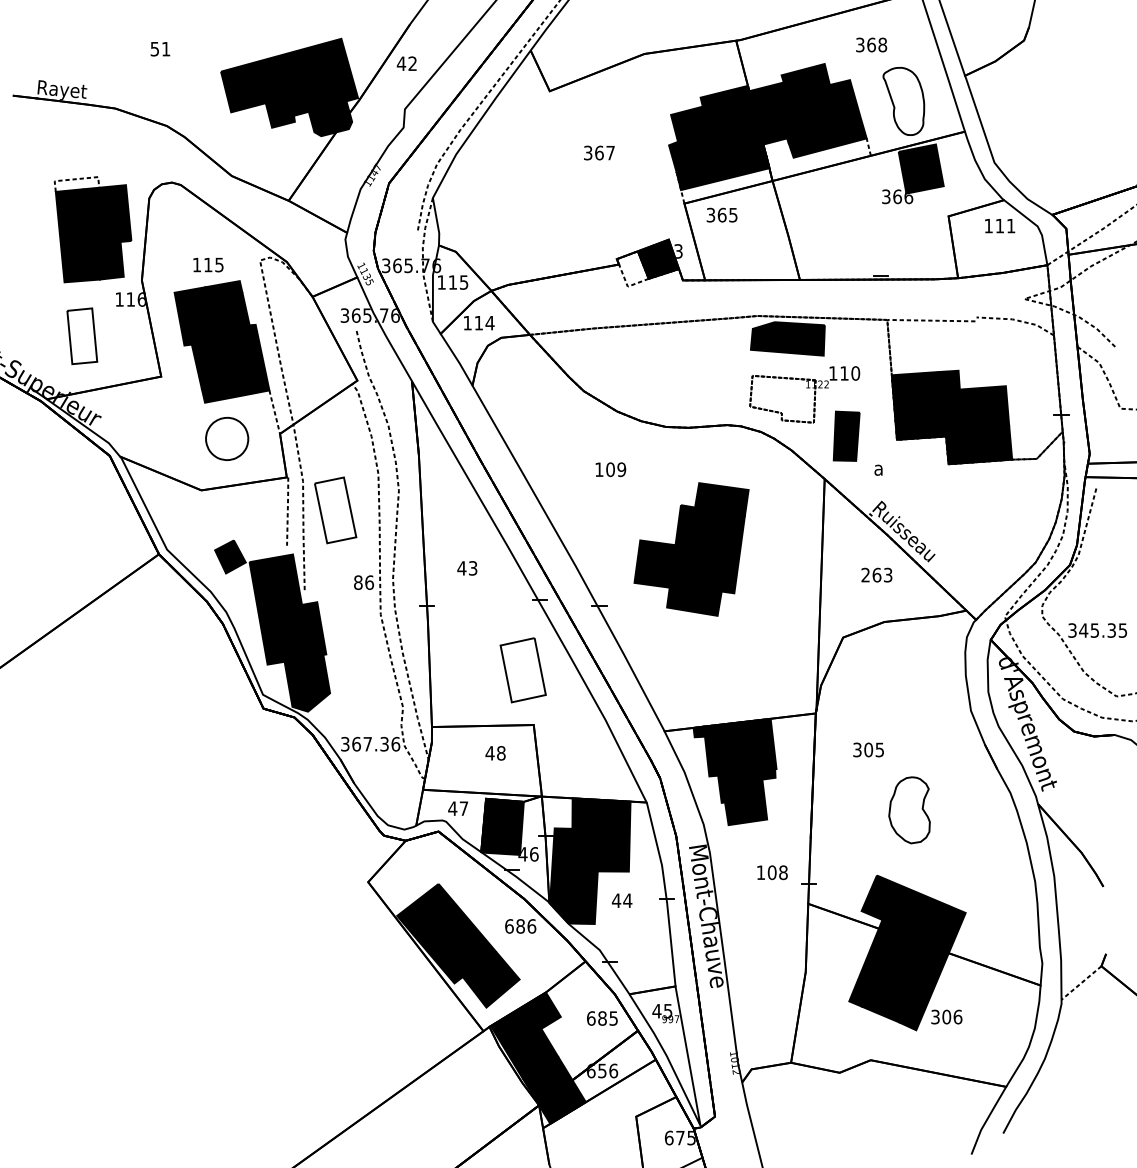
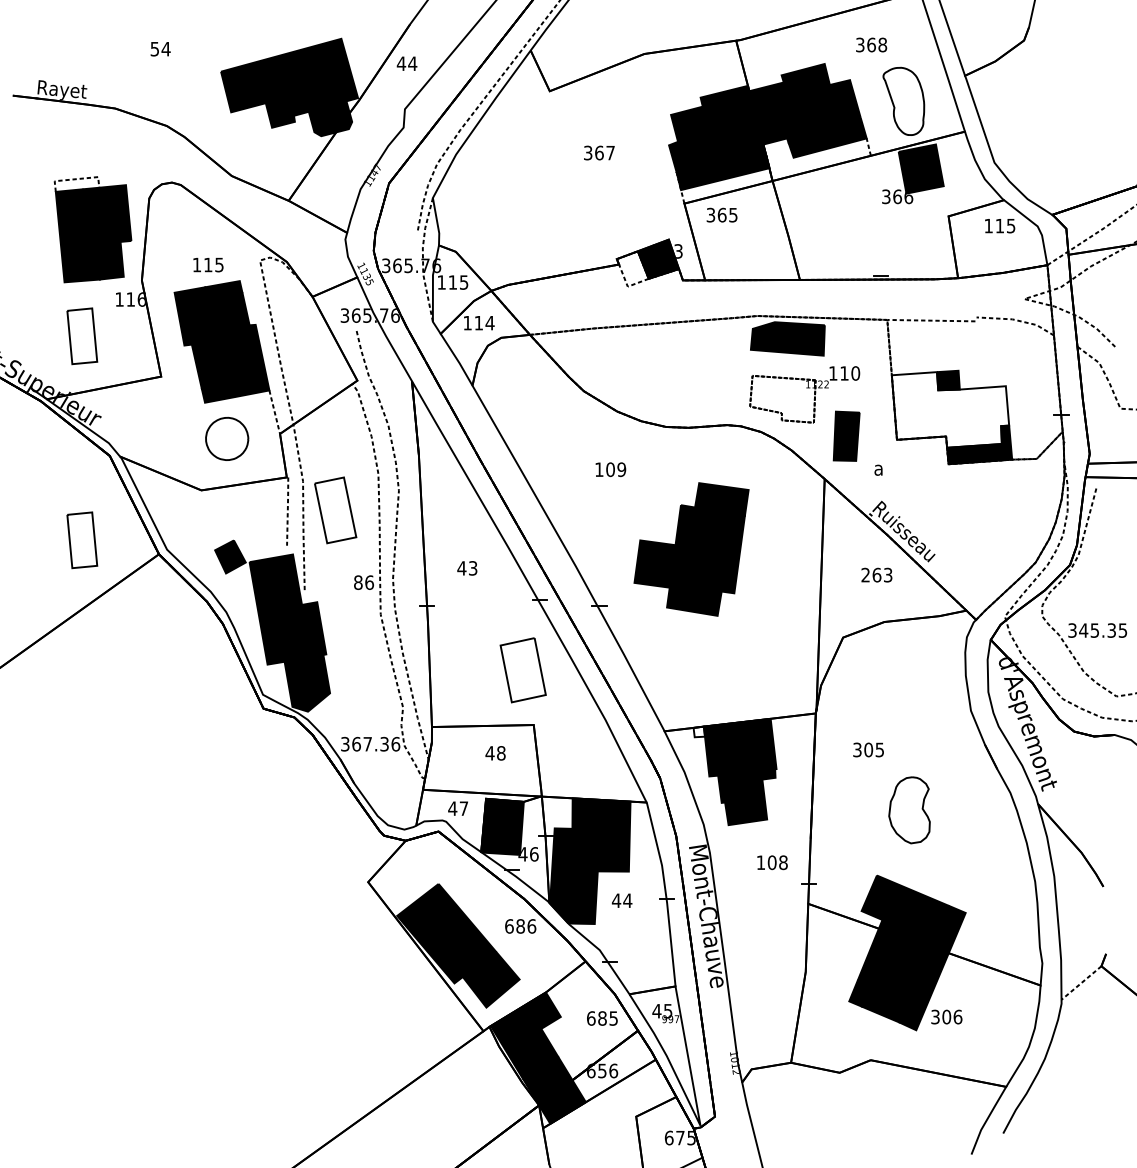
text: 51 -> 54 (165, 49)
text: 42 -> 44 (412, 63)
text: 111 -> 115 (1011, 226)
fill: present -> none (950, 409)
part: none -> present (82, 540)
fill: present -> none (699, 731)
text position: (772, 872) -> (772, 862) (772, 862)
